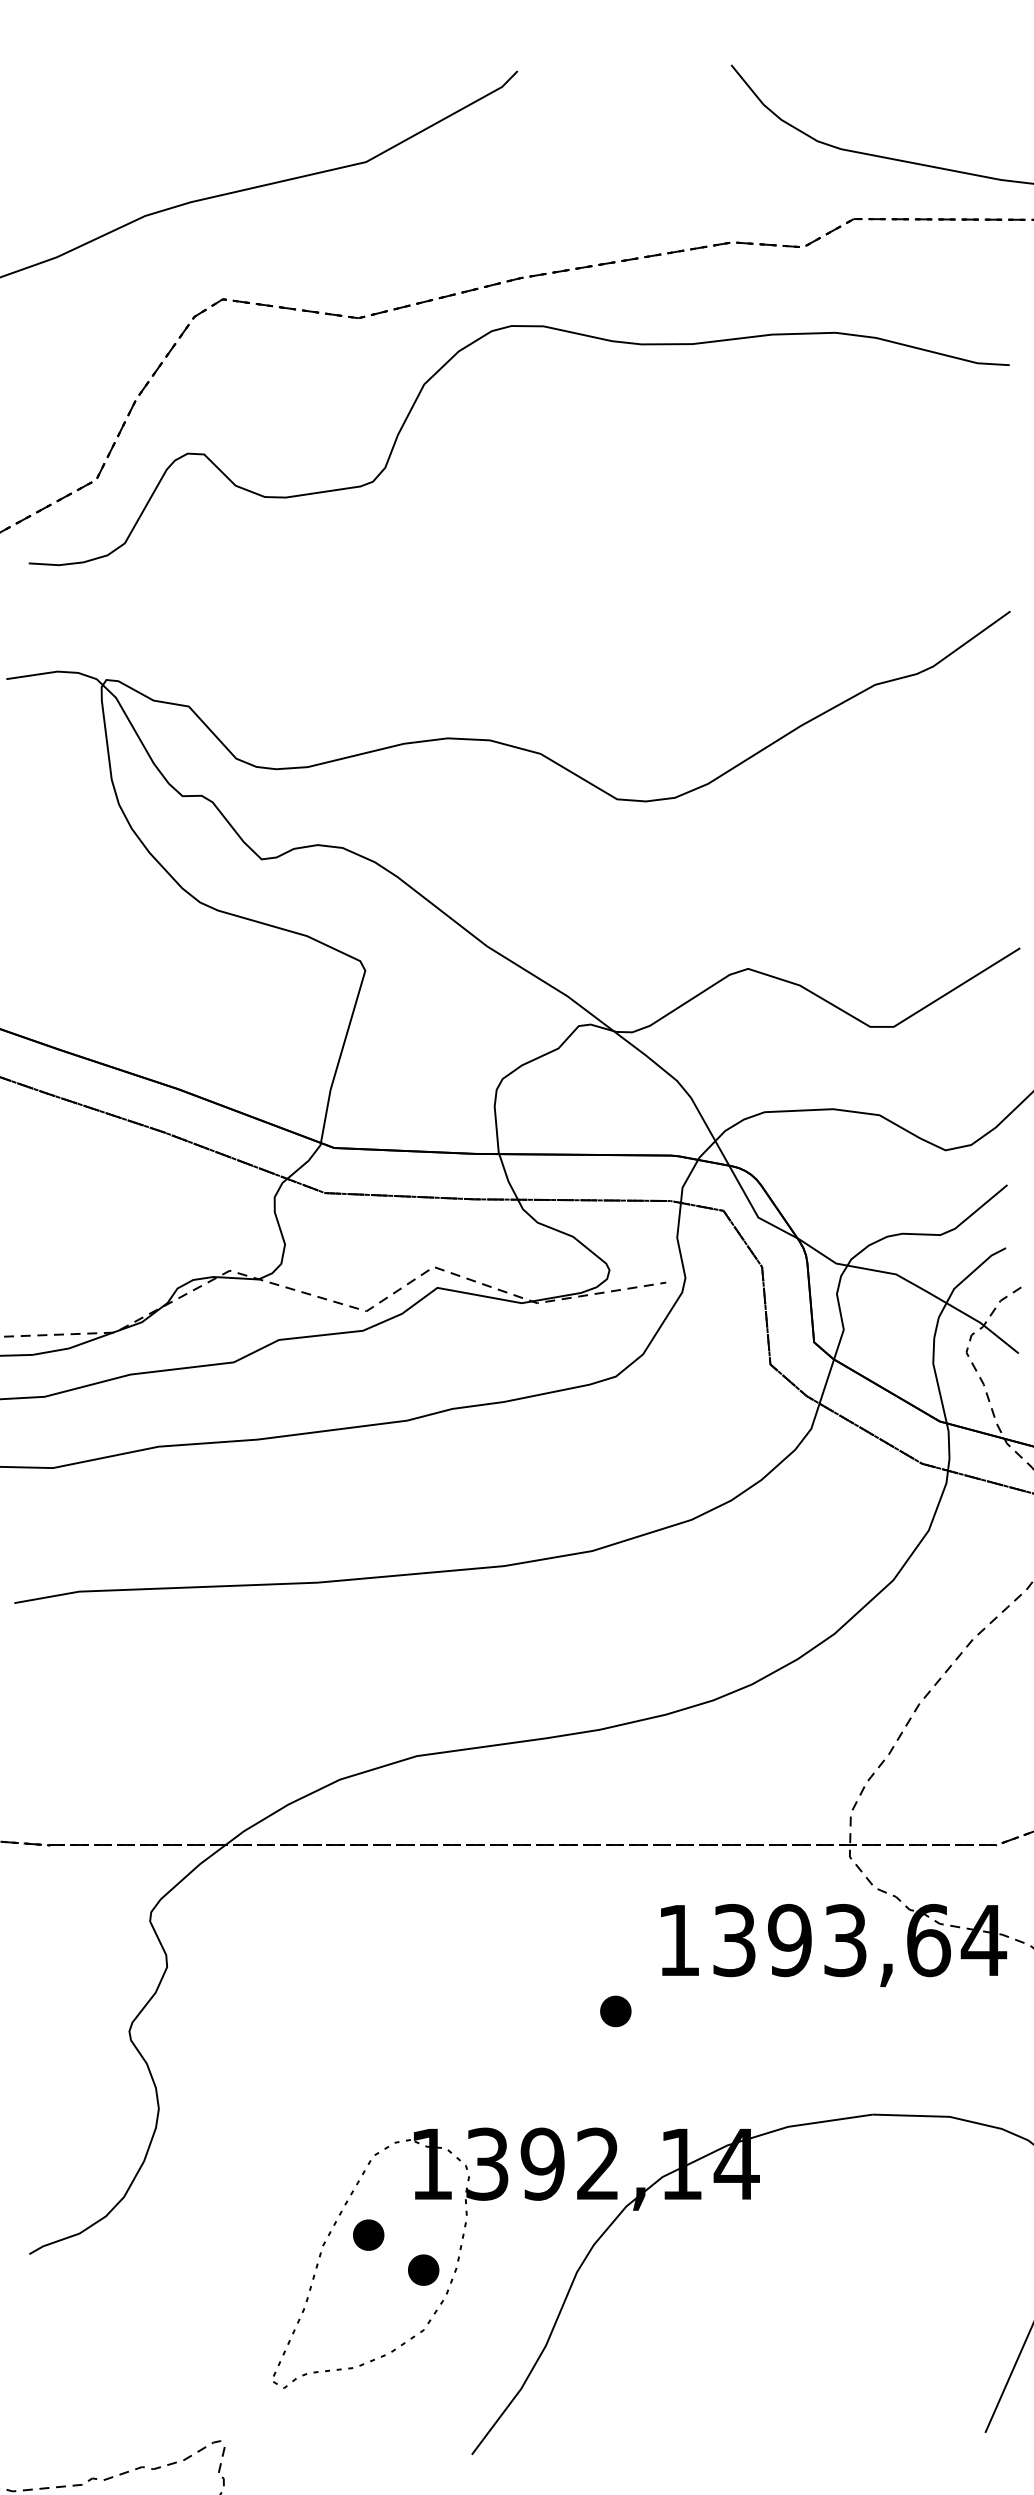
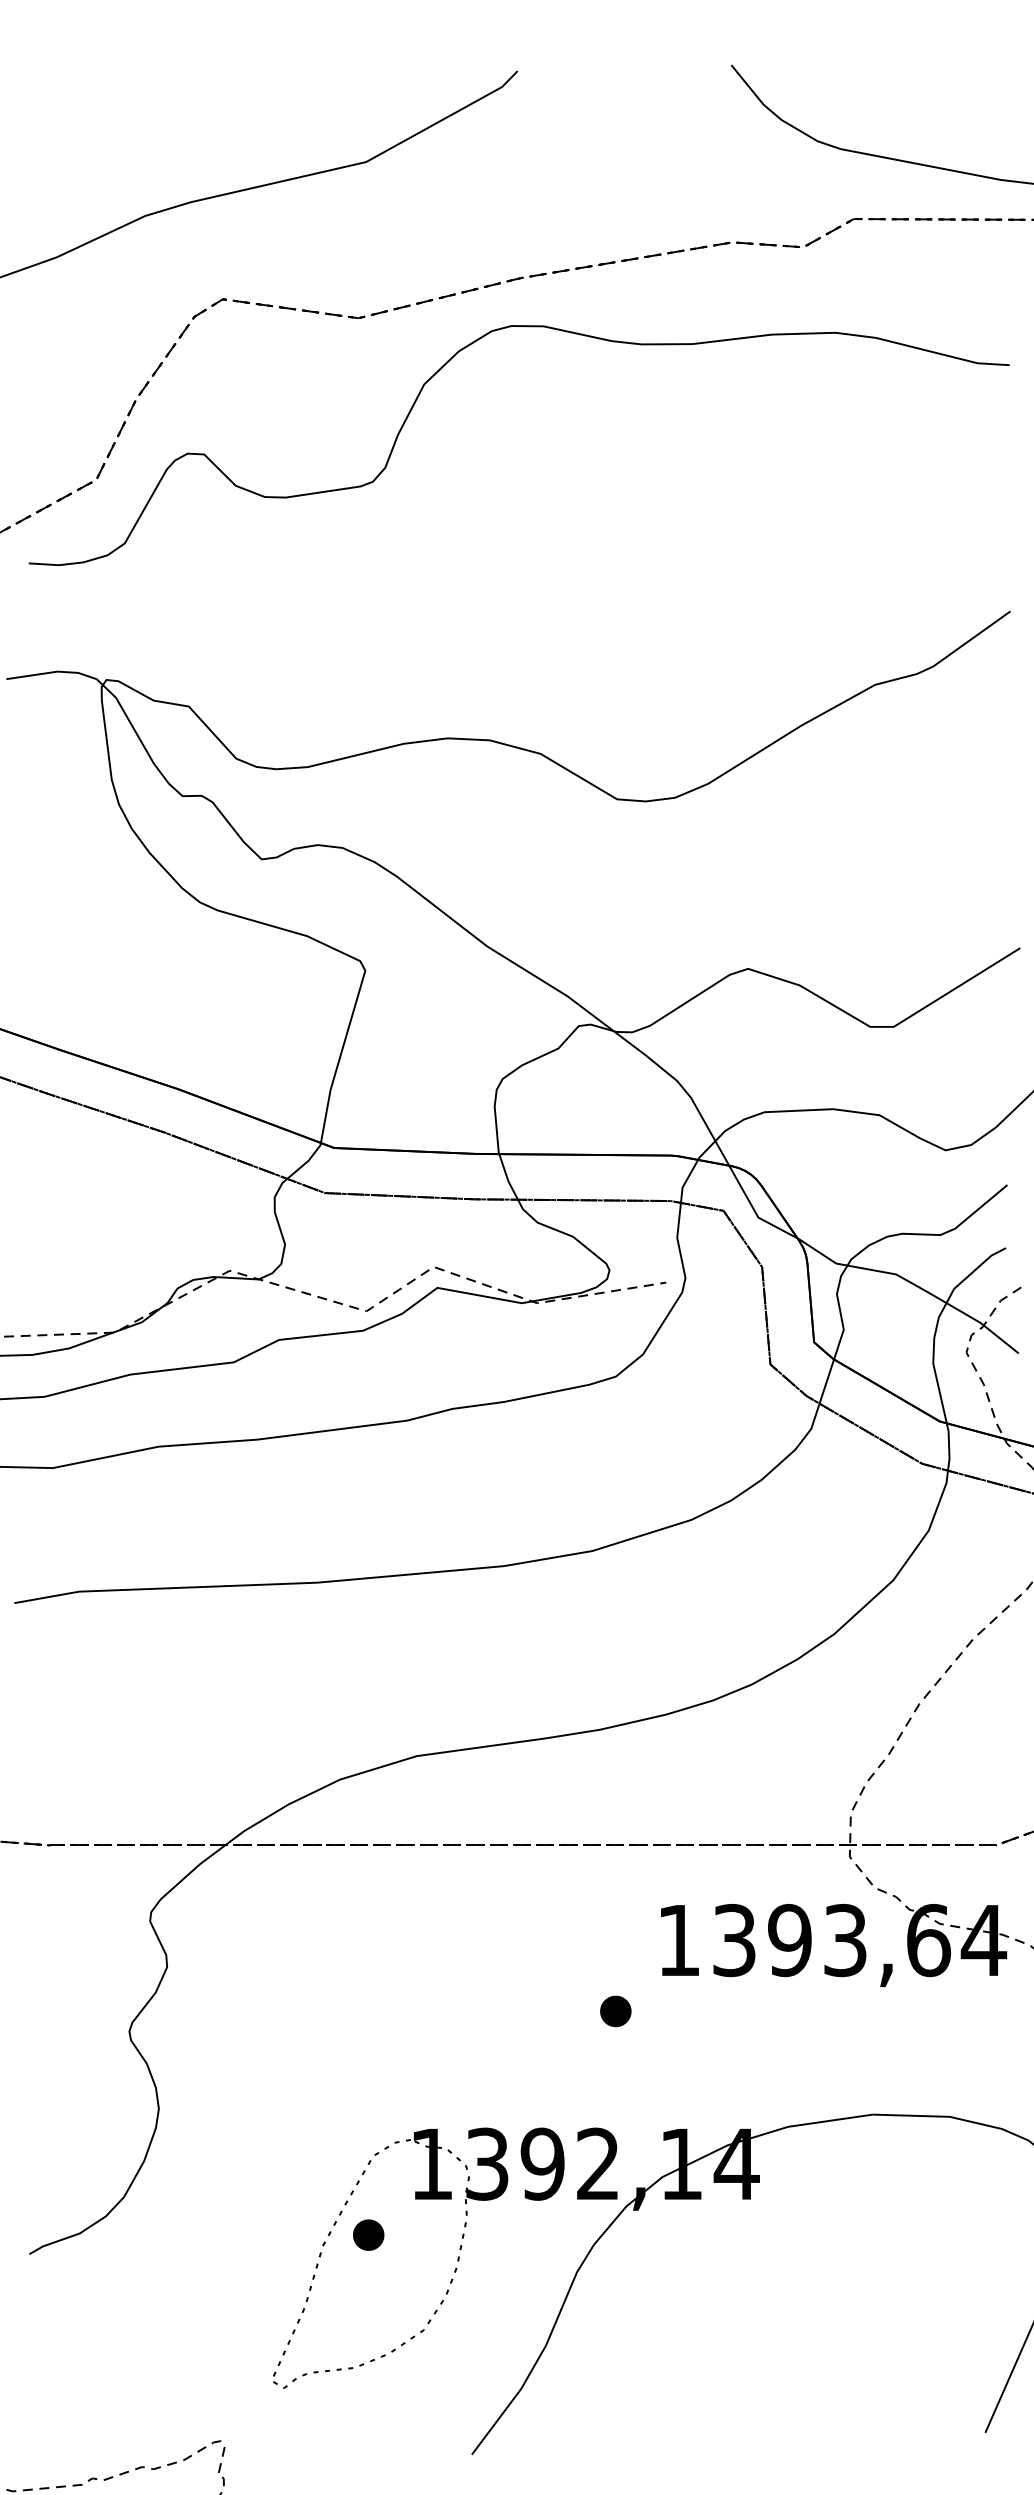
part: present -> none (423, 2269)
